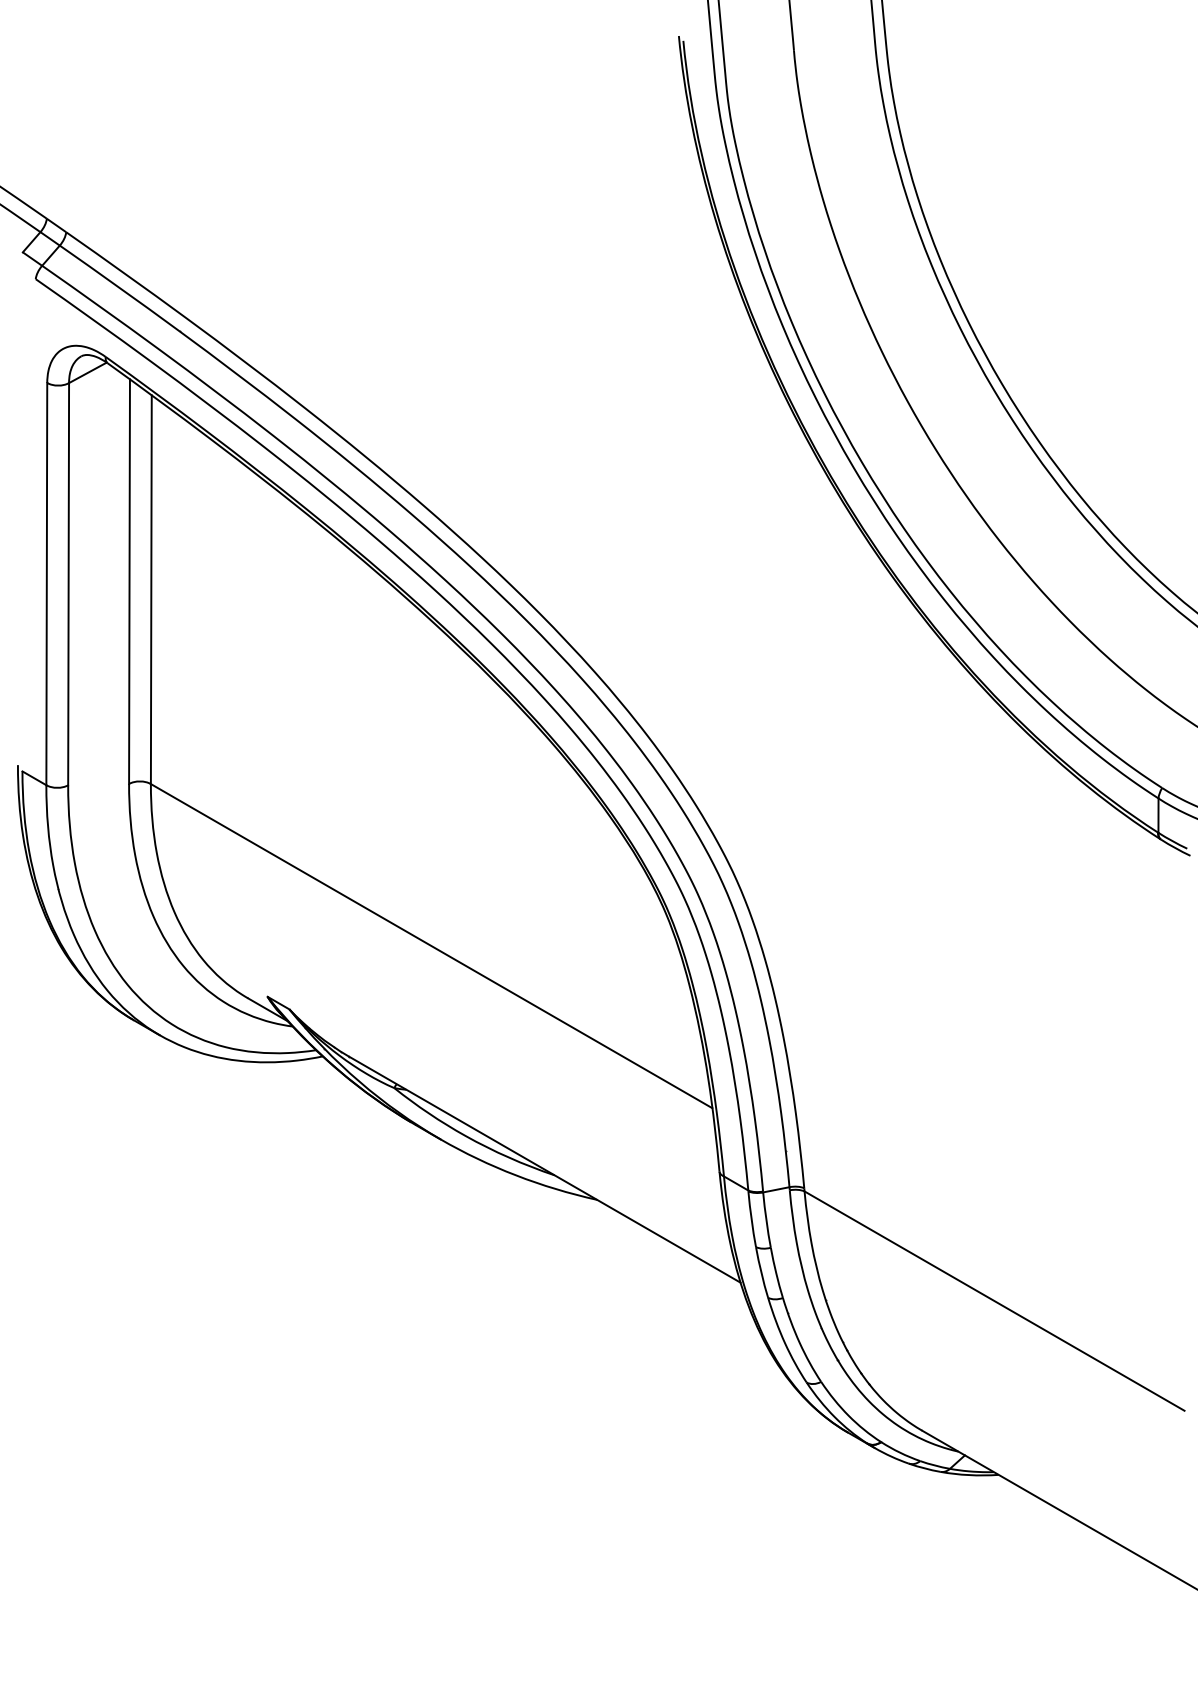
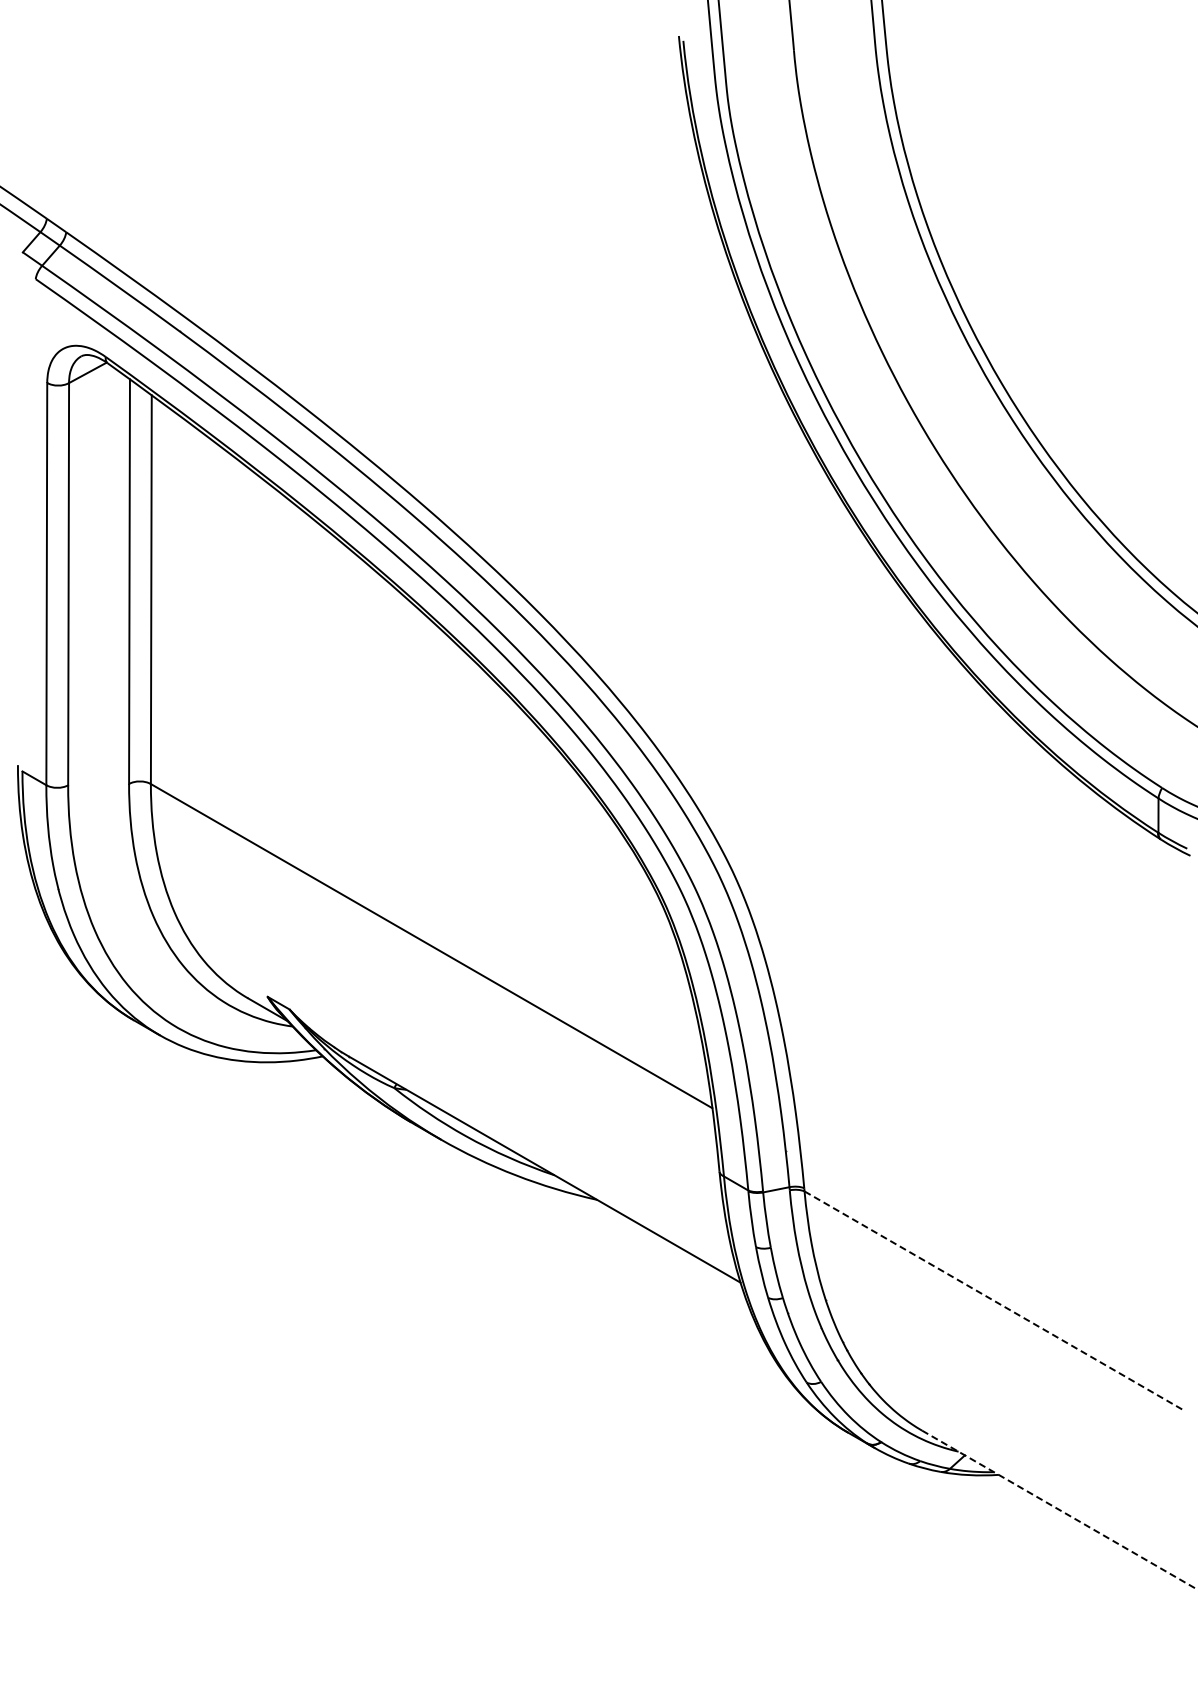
line: solid -> dashed (994, 1301)
line: solid -> dashed (1060, 1510)
